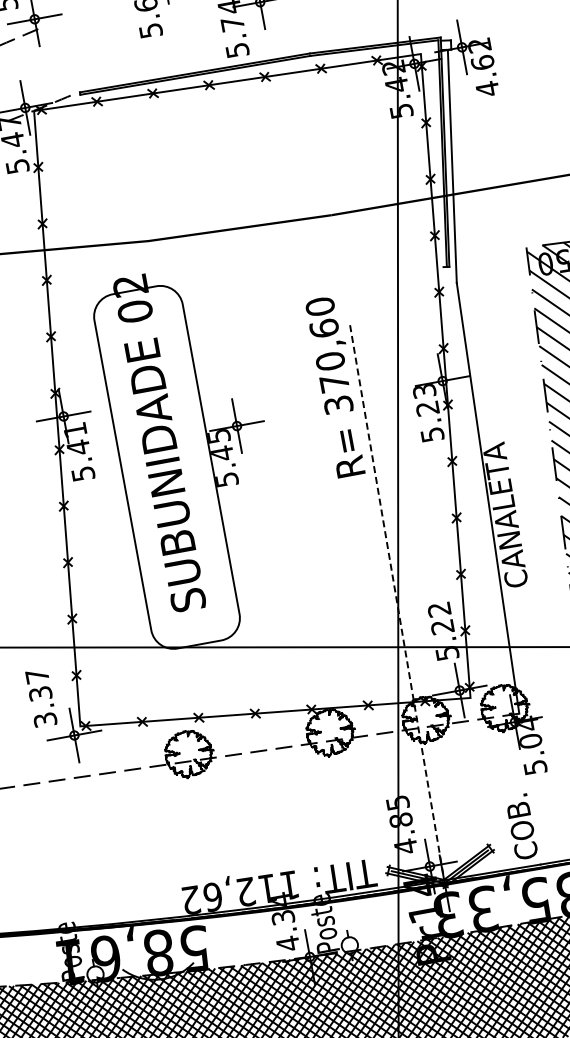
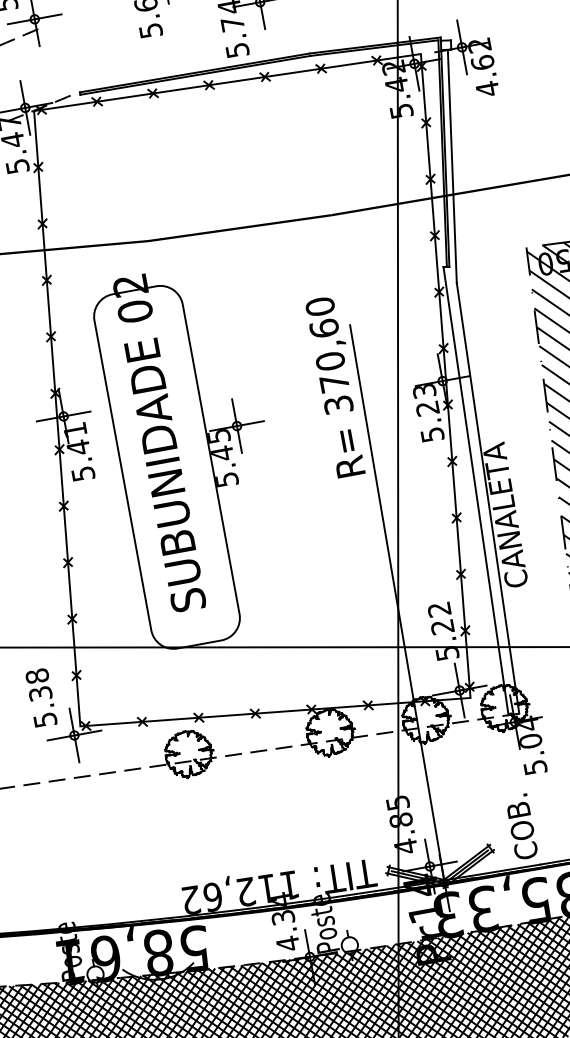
line: none -> present (475, 491)
line: dashed -> solid (397, 604)
text: 3.37 -> 5.38 (40, 697)
